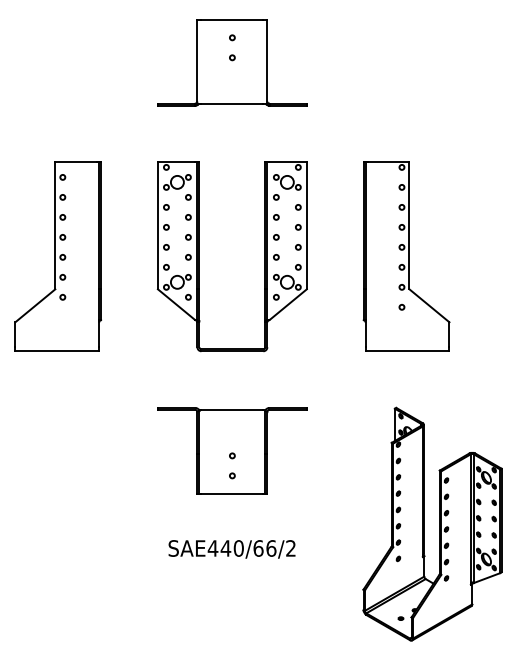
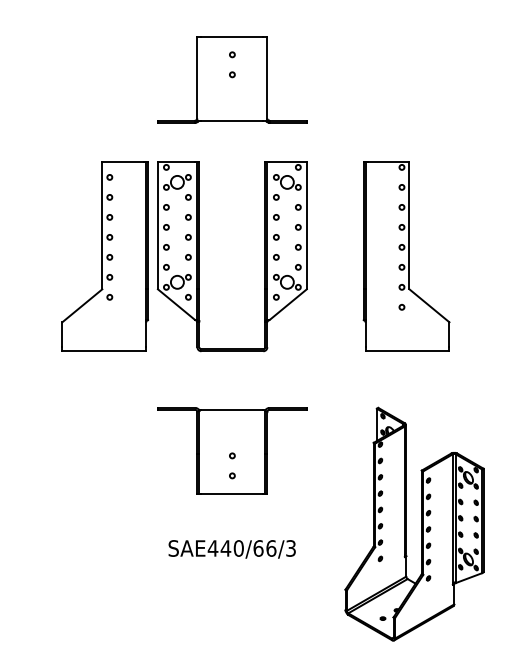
part position: (232, 62) -> (232, 79) (232, 79)
part position: (57, 256) -> (104, 256) (104, 256)
part position: (439, 523) -> (421, 523) (421, 523)
text: SAE440/66/2 -> SAE440/66/3 (290, 548)
